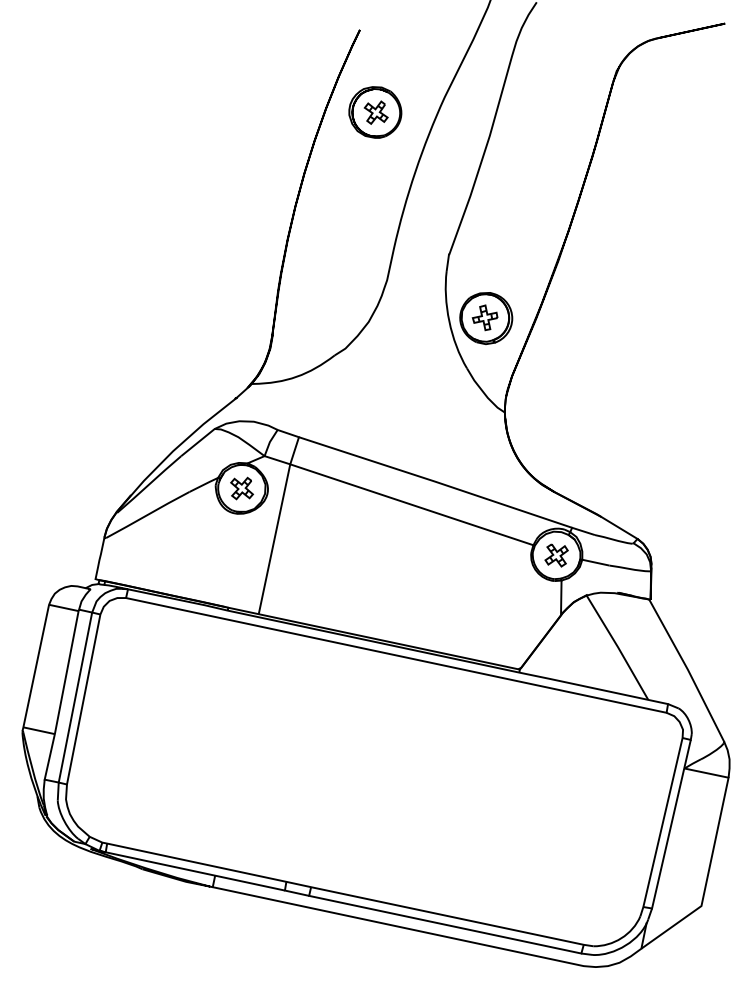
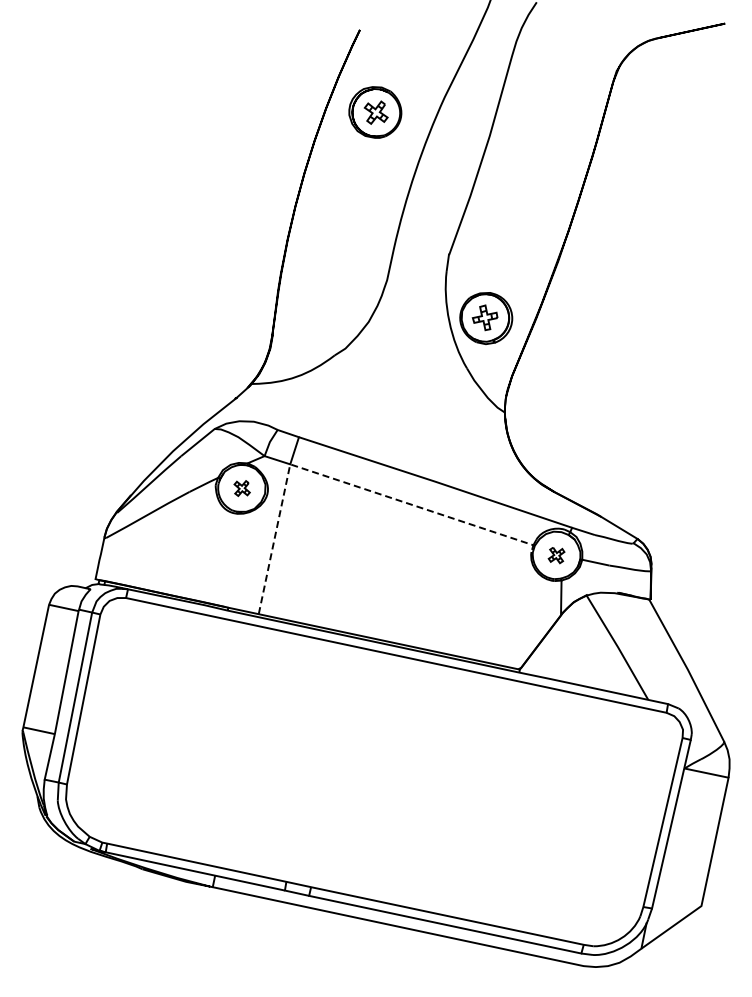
line: solid -> dashed (343, 481)
part size: 25x25 px -> 18x17 px (241, 488)
part size: 25x25 px -> 19x18 px (556, 555)
